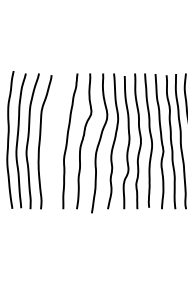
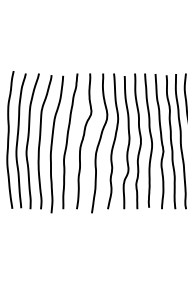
curve: none -> present (52, 144)
